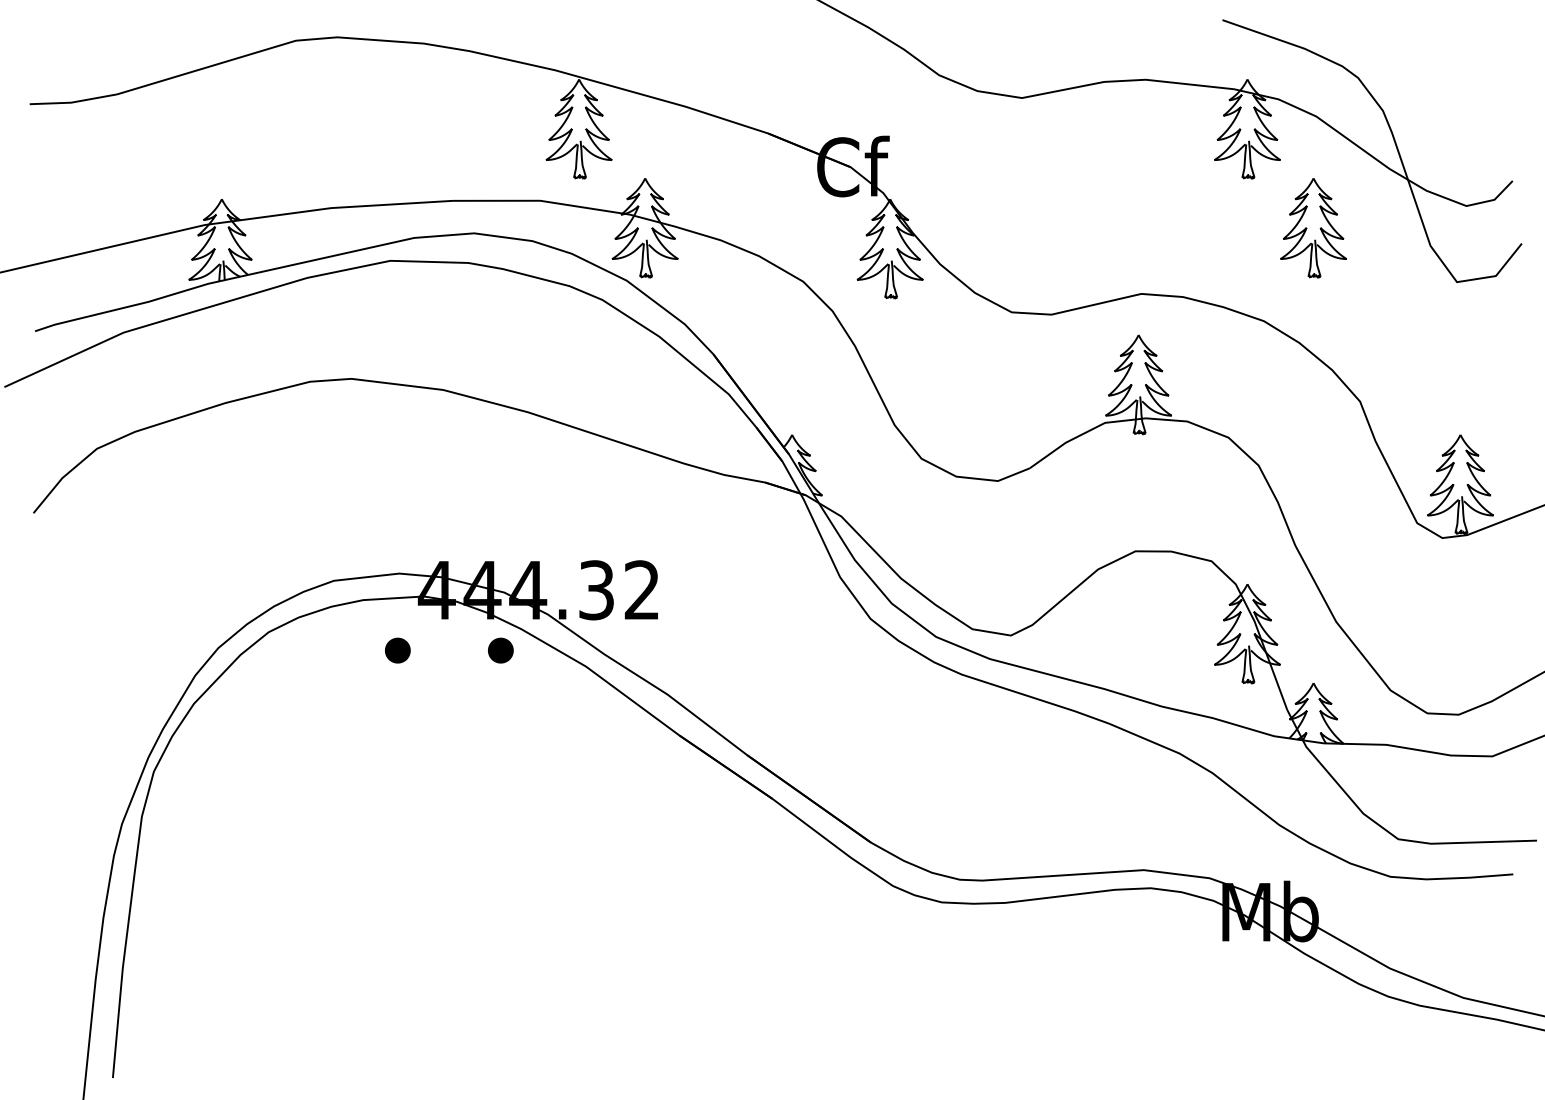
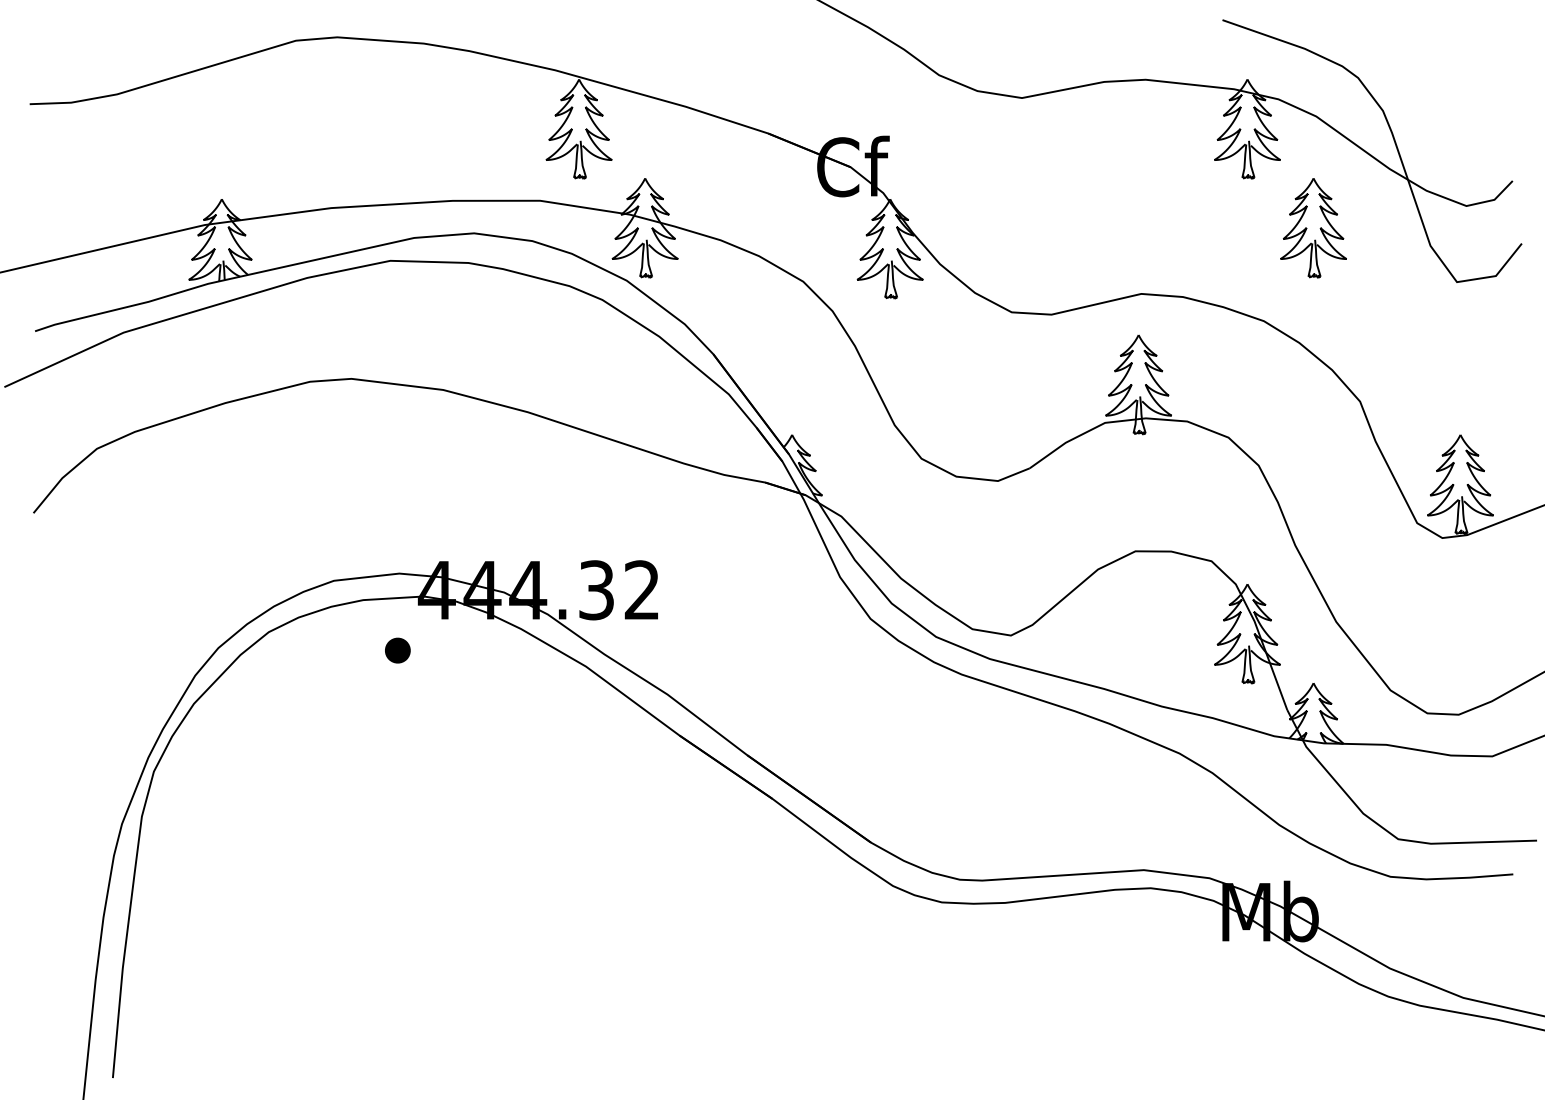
part: present -> none (500, 650)
